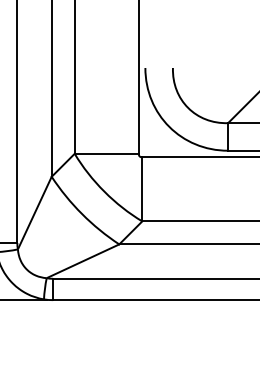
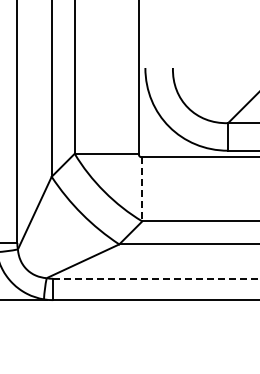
line: solid -> dashed (142, 189)
line: solid -> dashed (156, 278)
